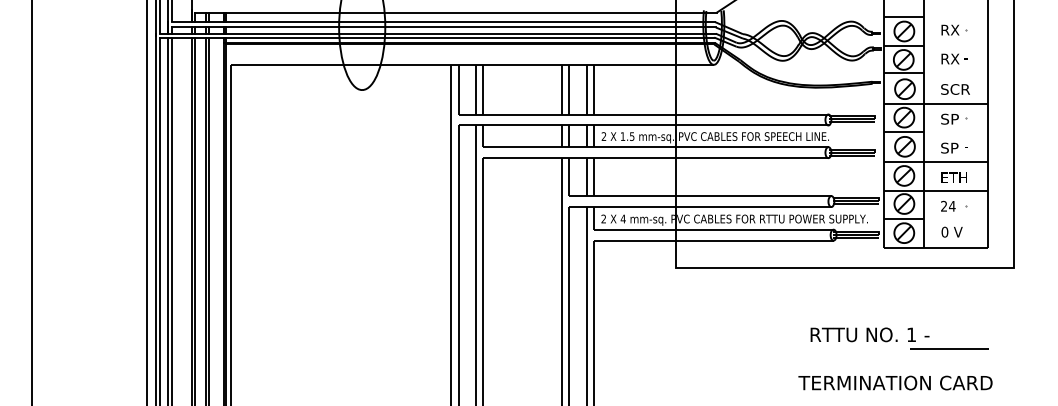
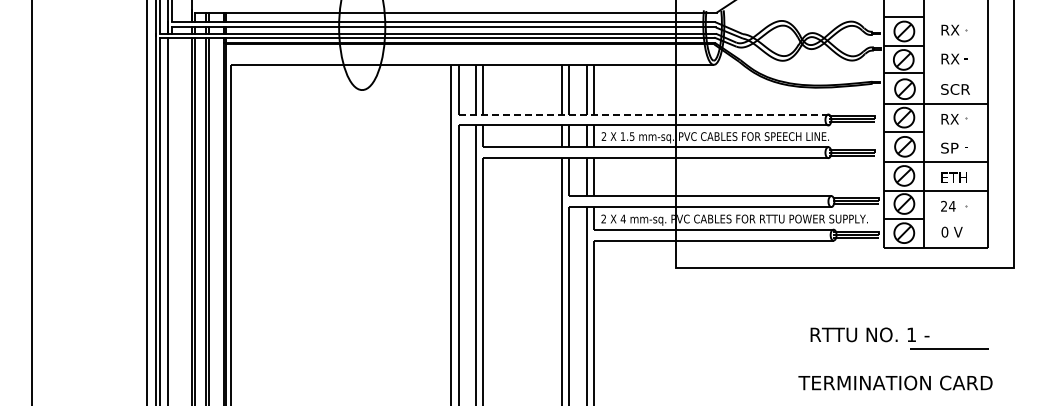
line: solid -> dashed (643, 114)
text: SP -> RX (949, 118)
line: present -> none (171, 219)
